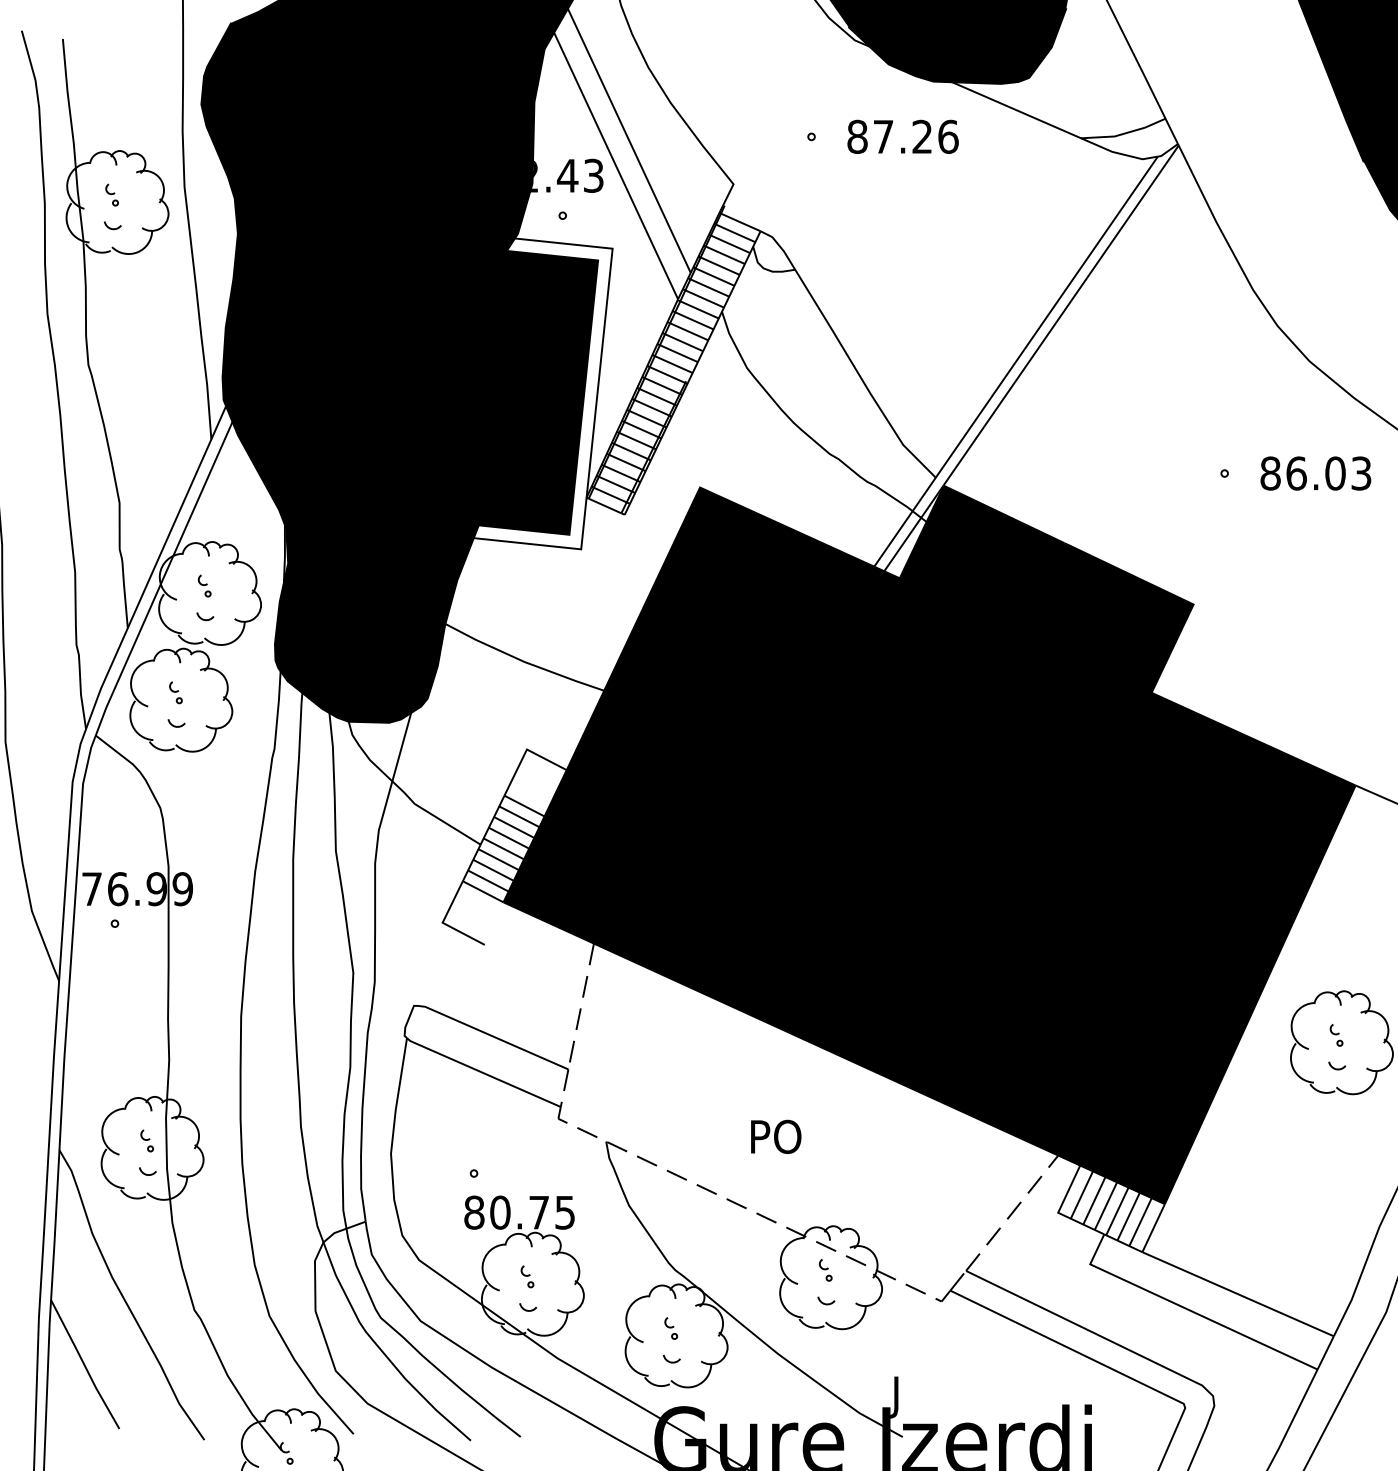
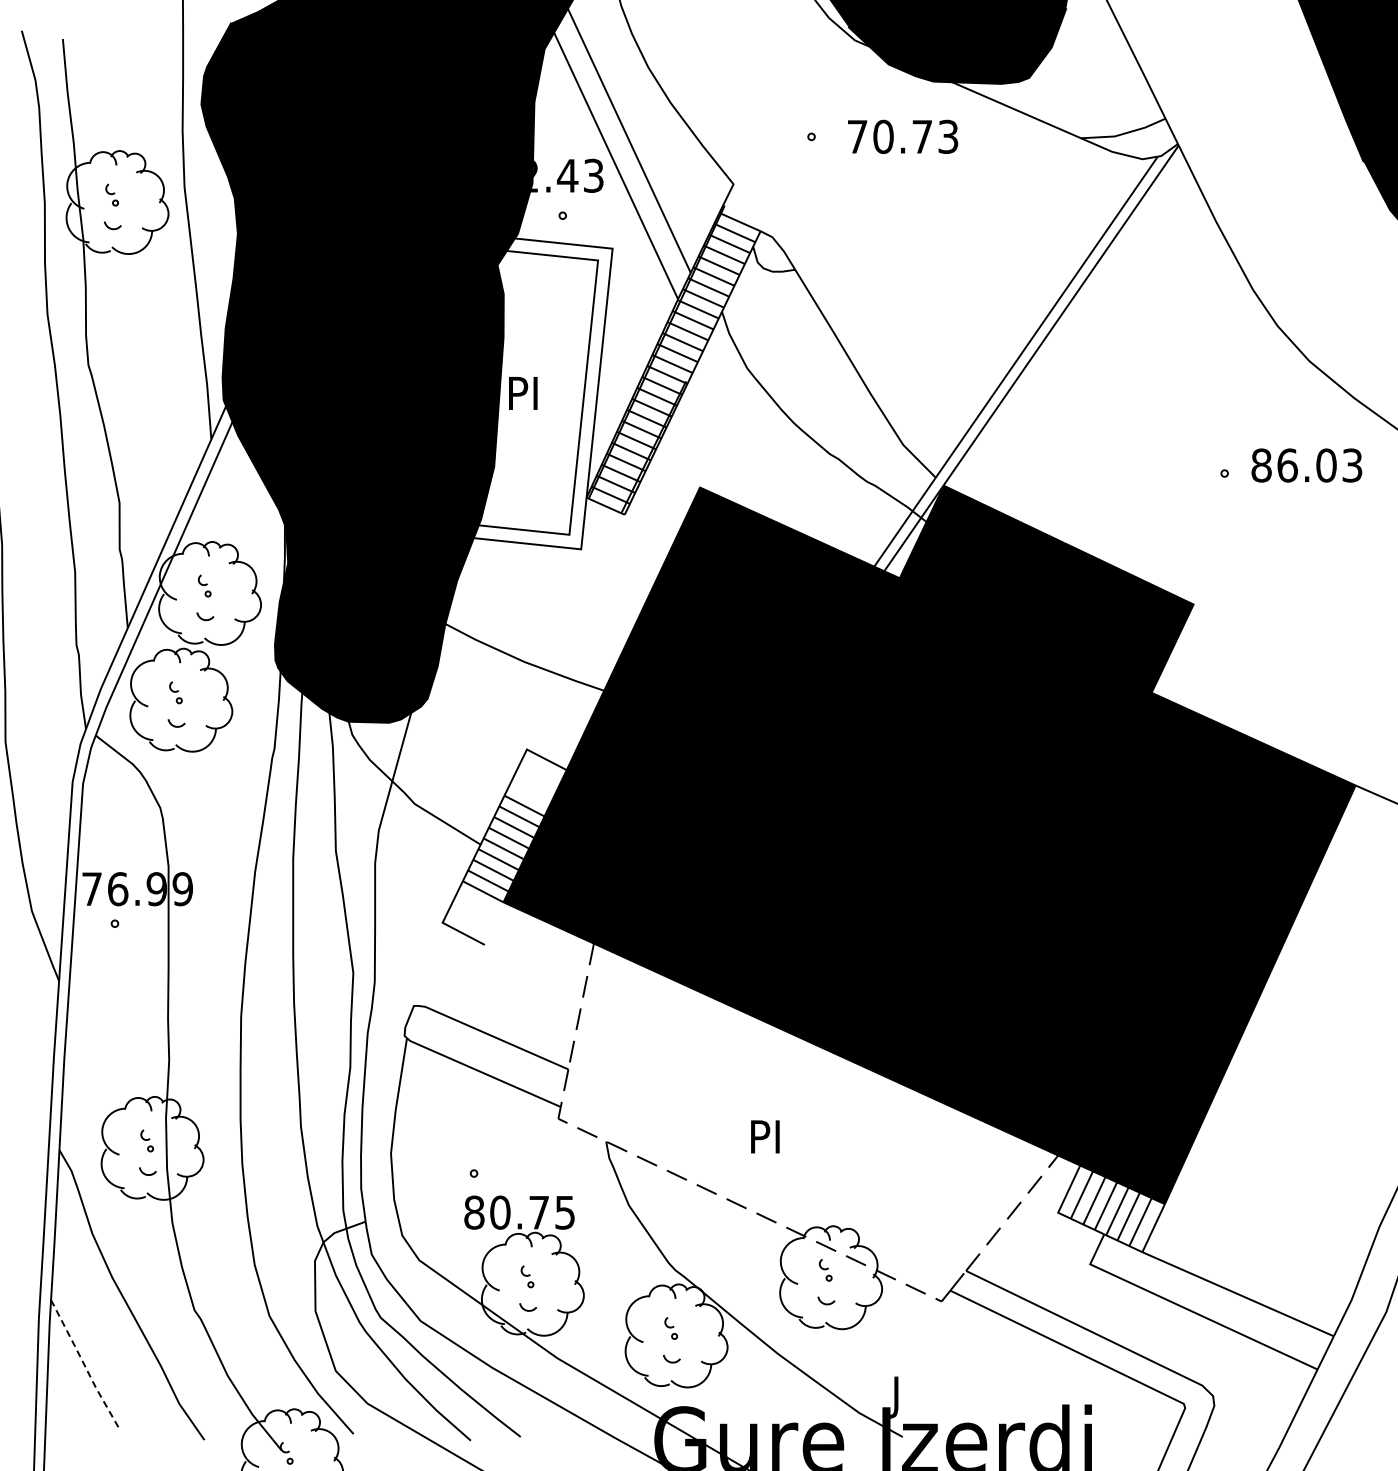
text: 87.26 -> 70.73 (902, 136)
fill: present -> none (529, 391)
text position: (1315, 473) -> (1306, 465) (1306, 465)
part: present -> none (1341, 1042)
text: PO -> PI (787, 1136)
line: solid -> dashed (84, 1364)
